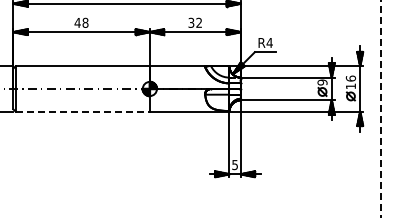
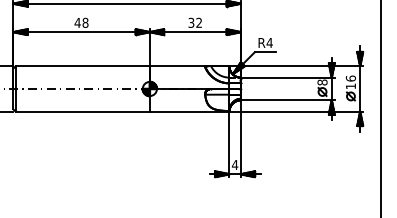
text: 9 -> 8 (322, 82)
line: dashed -> solid (381, 108)
line: dashed -> solid (83, 111)
text: 5 -> 4 (234, 165)
